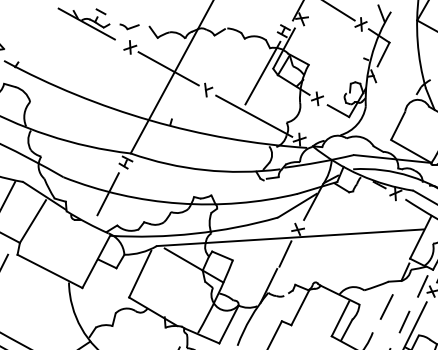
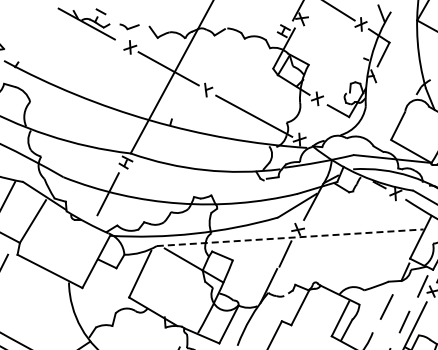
line: present -> none (262, 72)
line: solid -> dashed (290, 237)
